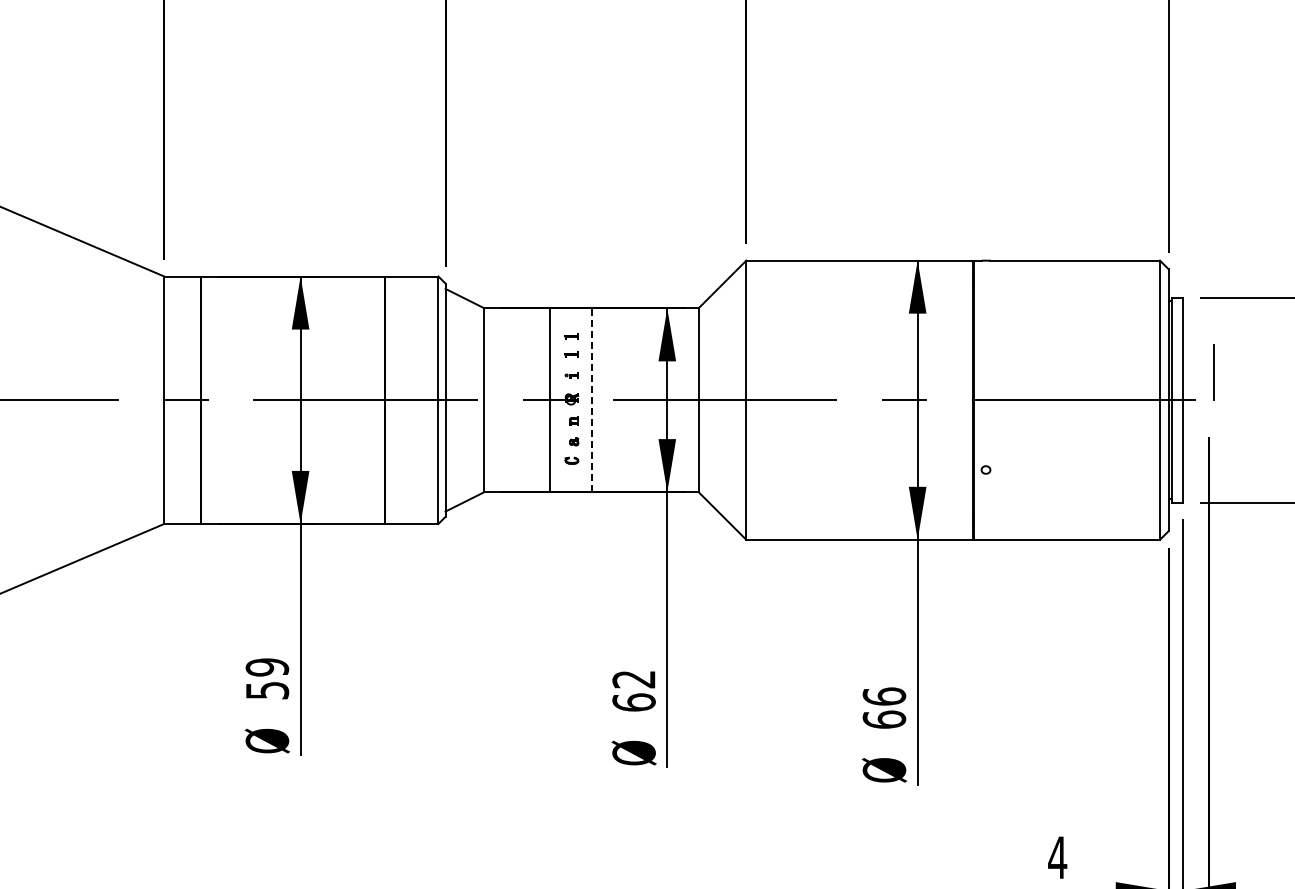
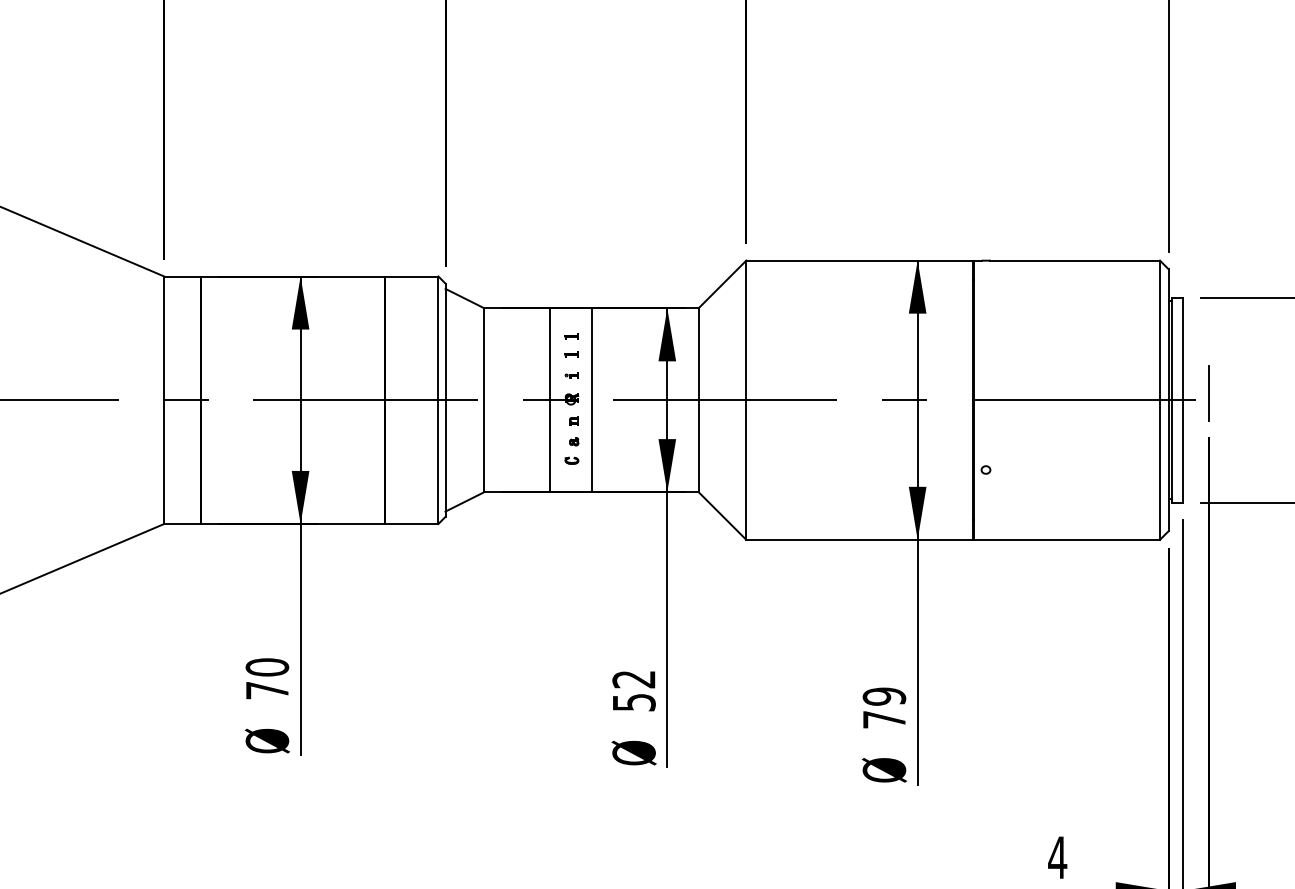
line position: (1213, 372) -> (1208, 393) (1208, 393)
line: dashed -> solid (592, 400)
text: 59 -> 70 (267, 678)
text: 62 -> 52 (633, 702)
text: 66 -> 79 (884, 707)
